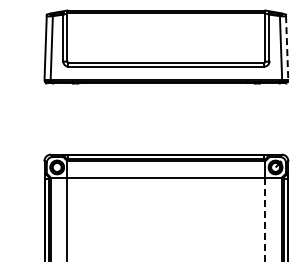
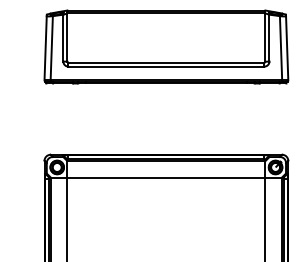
line: dashed -> solid (287, 48)
line: dashed -> solid (265, 219)
